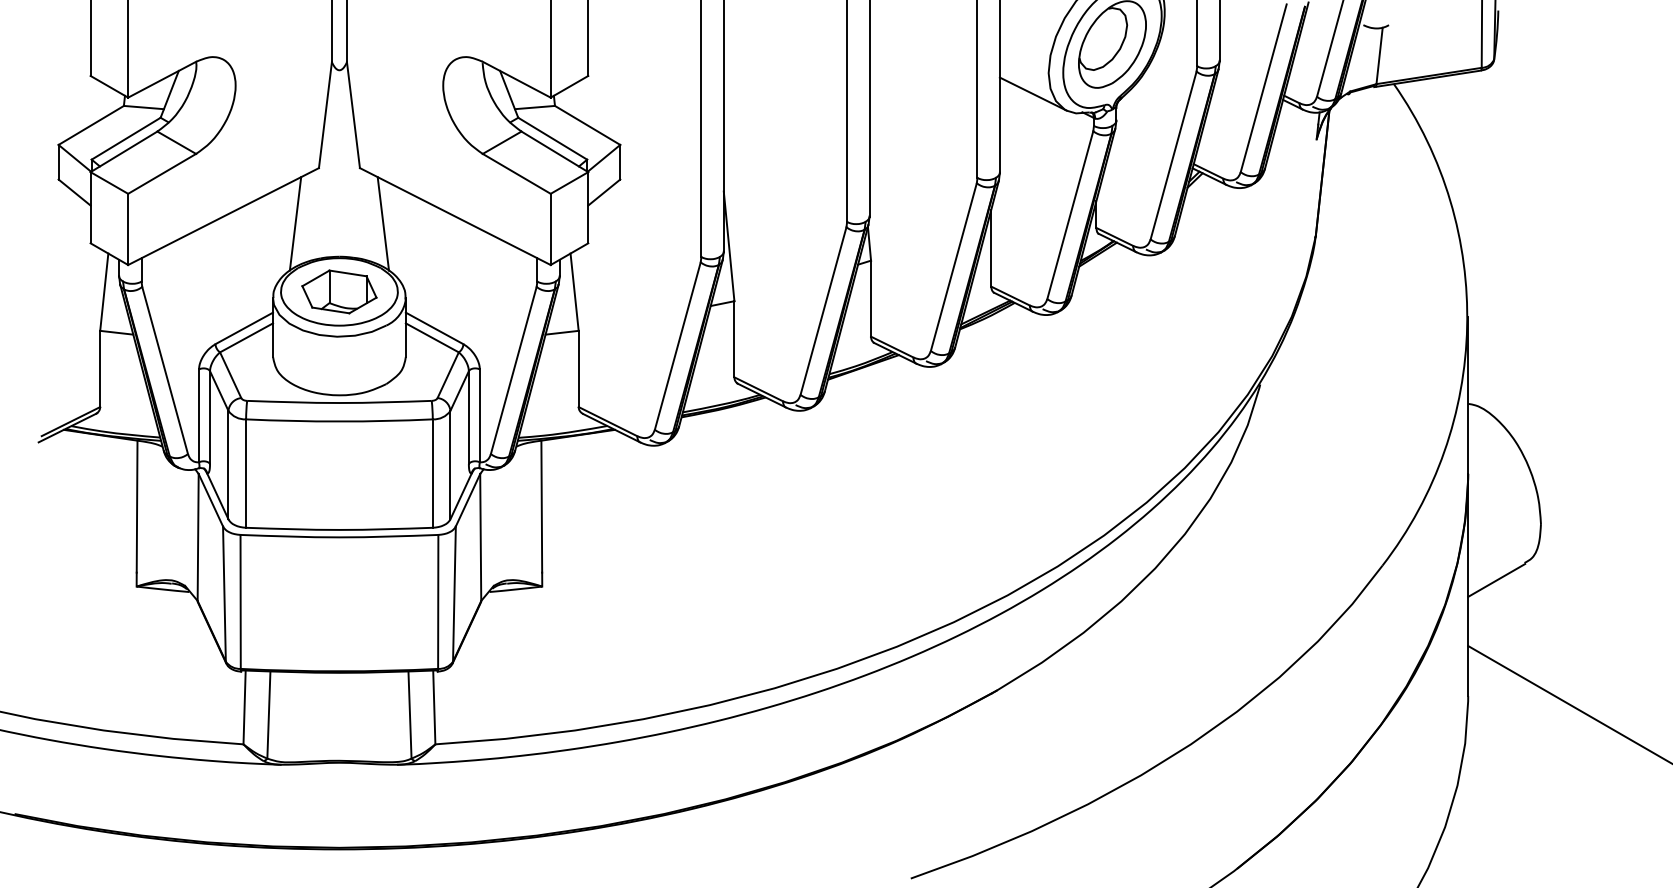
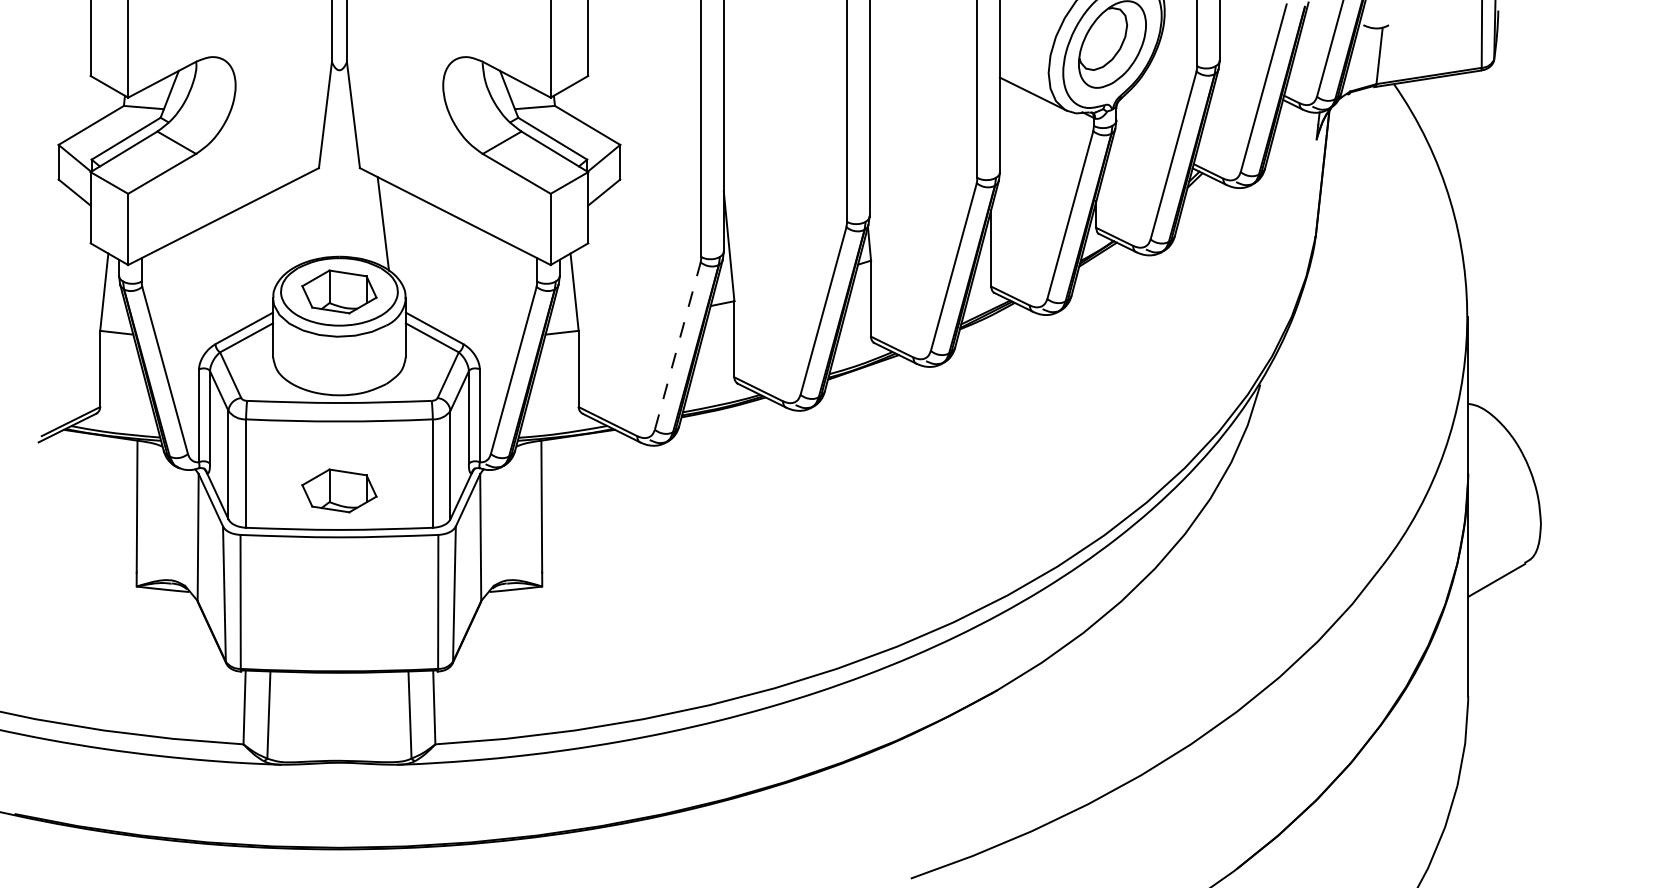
line: present -> none (295, 223)
line: solid -> dashed (677, 346)
part: none -> present (339, 490)
line: present -> none (1568, 704)
